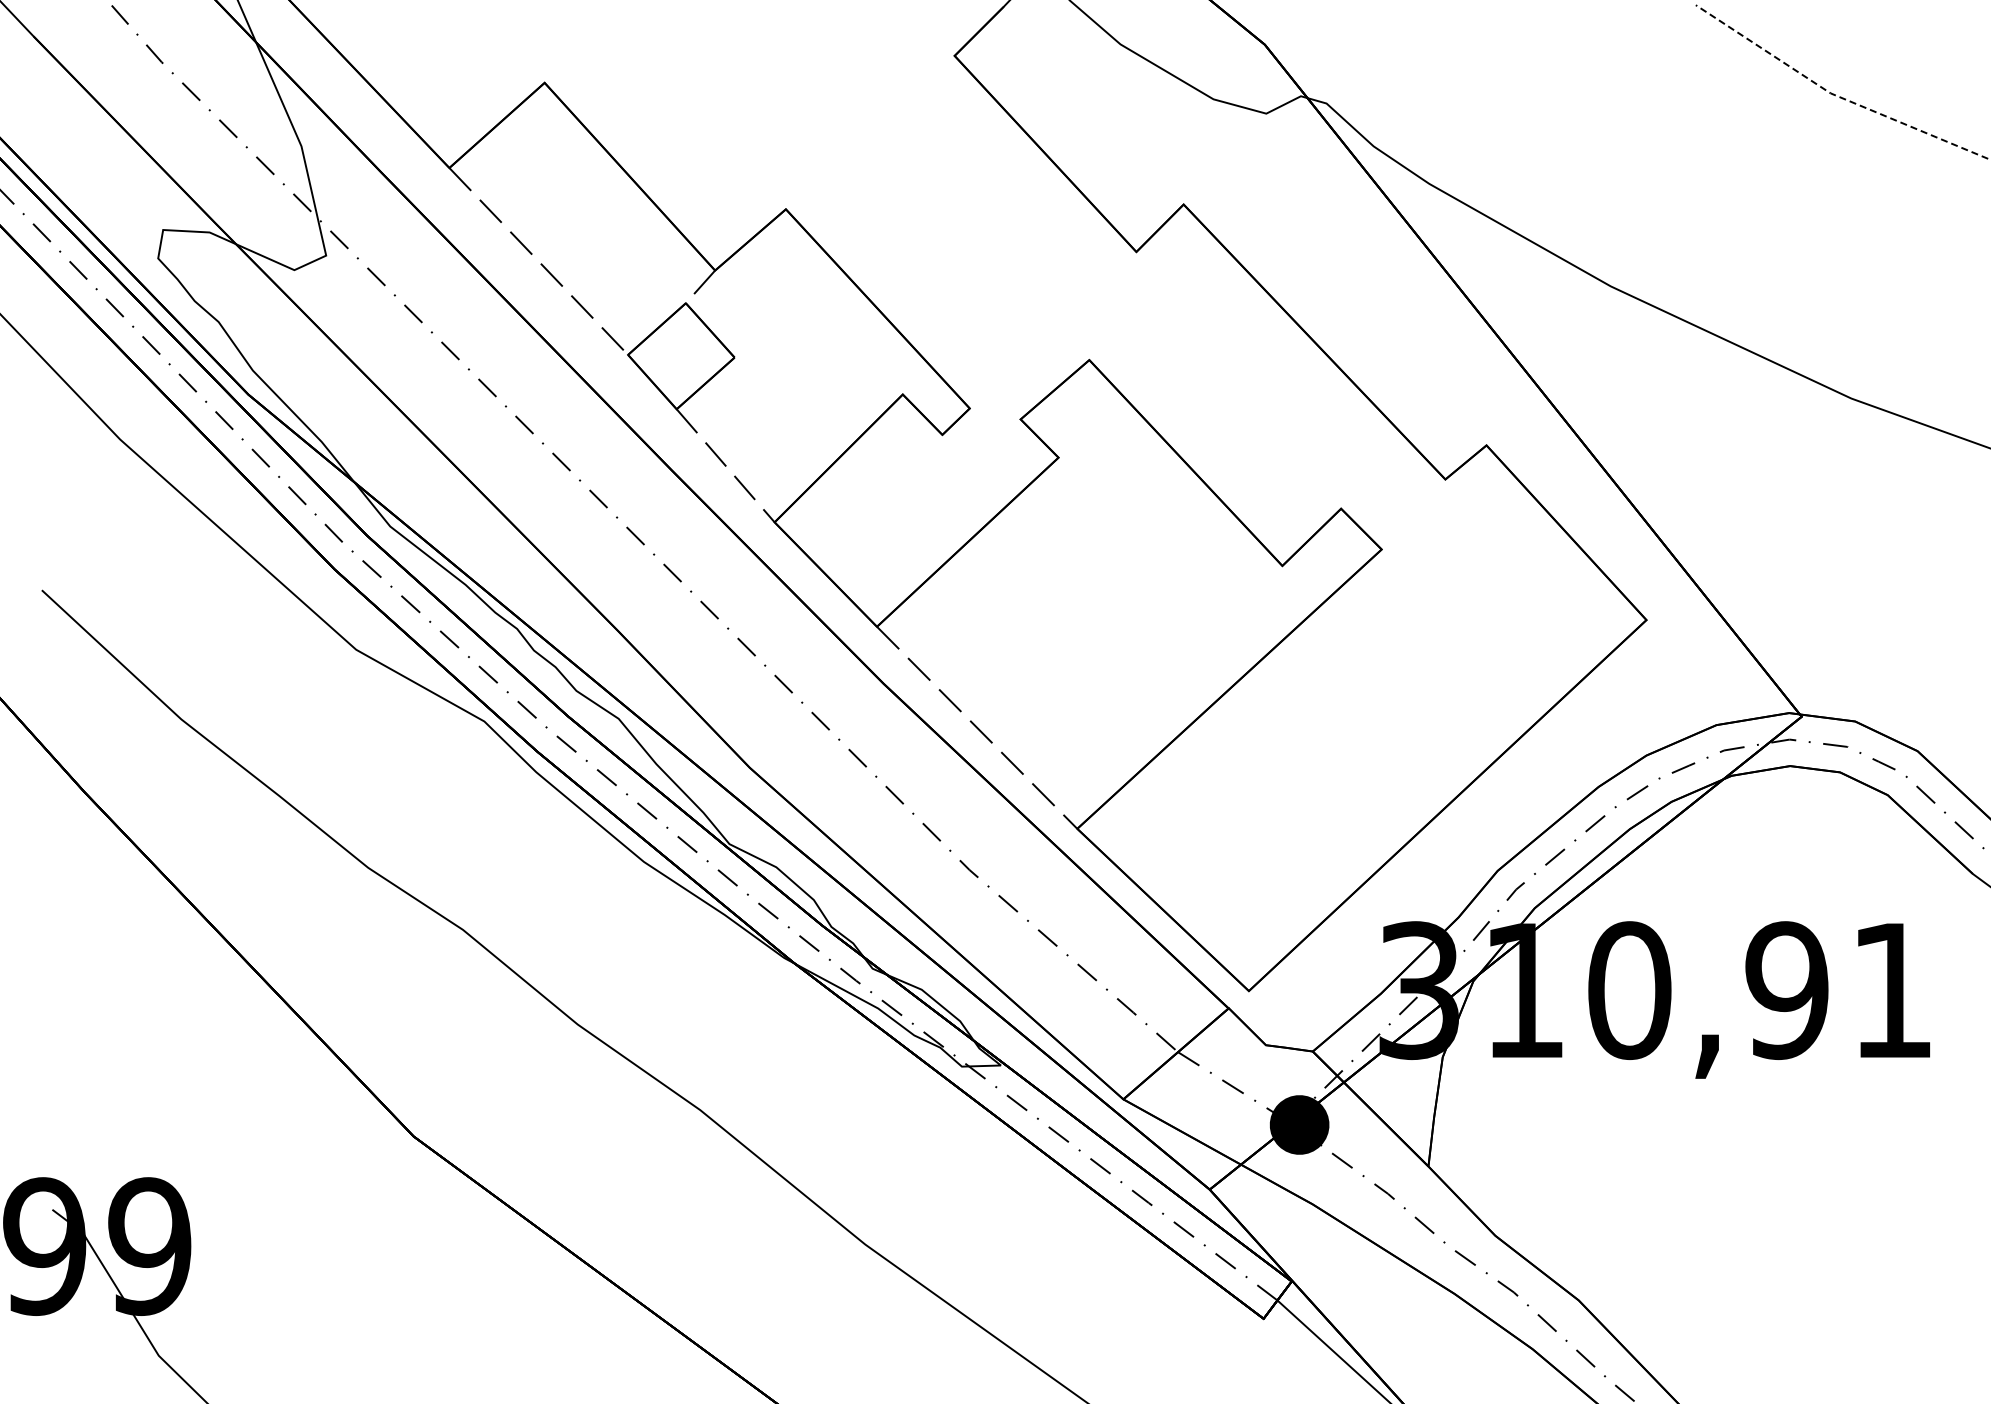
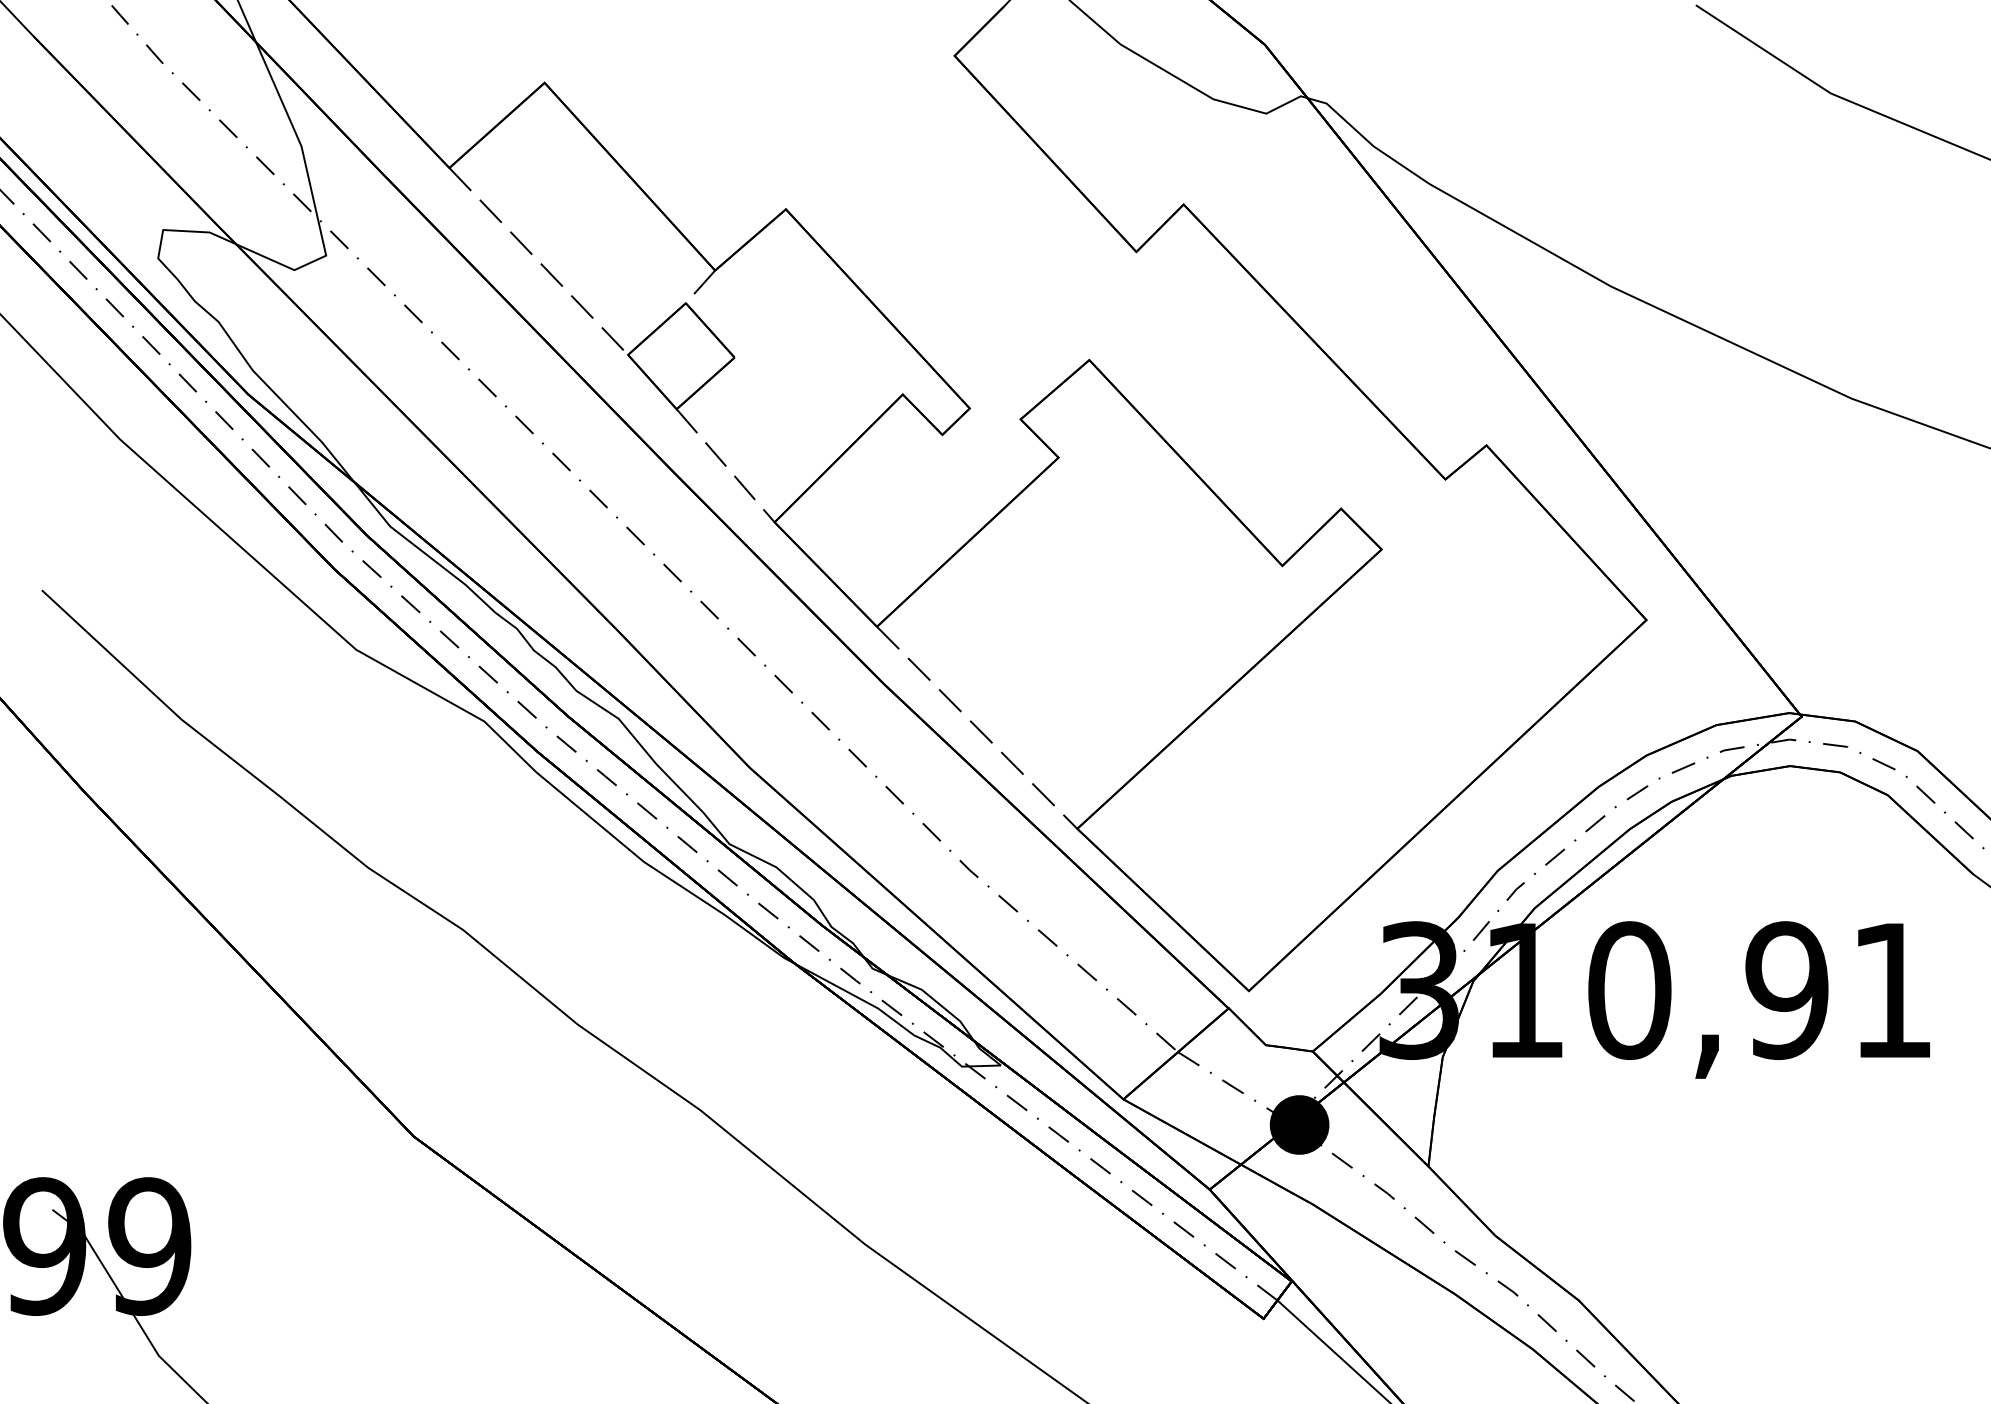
line: dashed -> solid (1835, 95)
